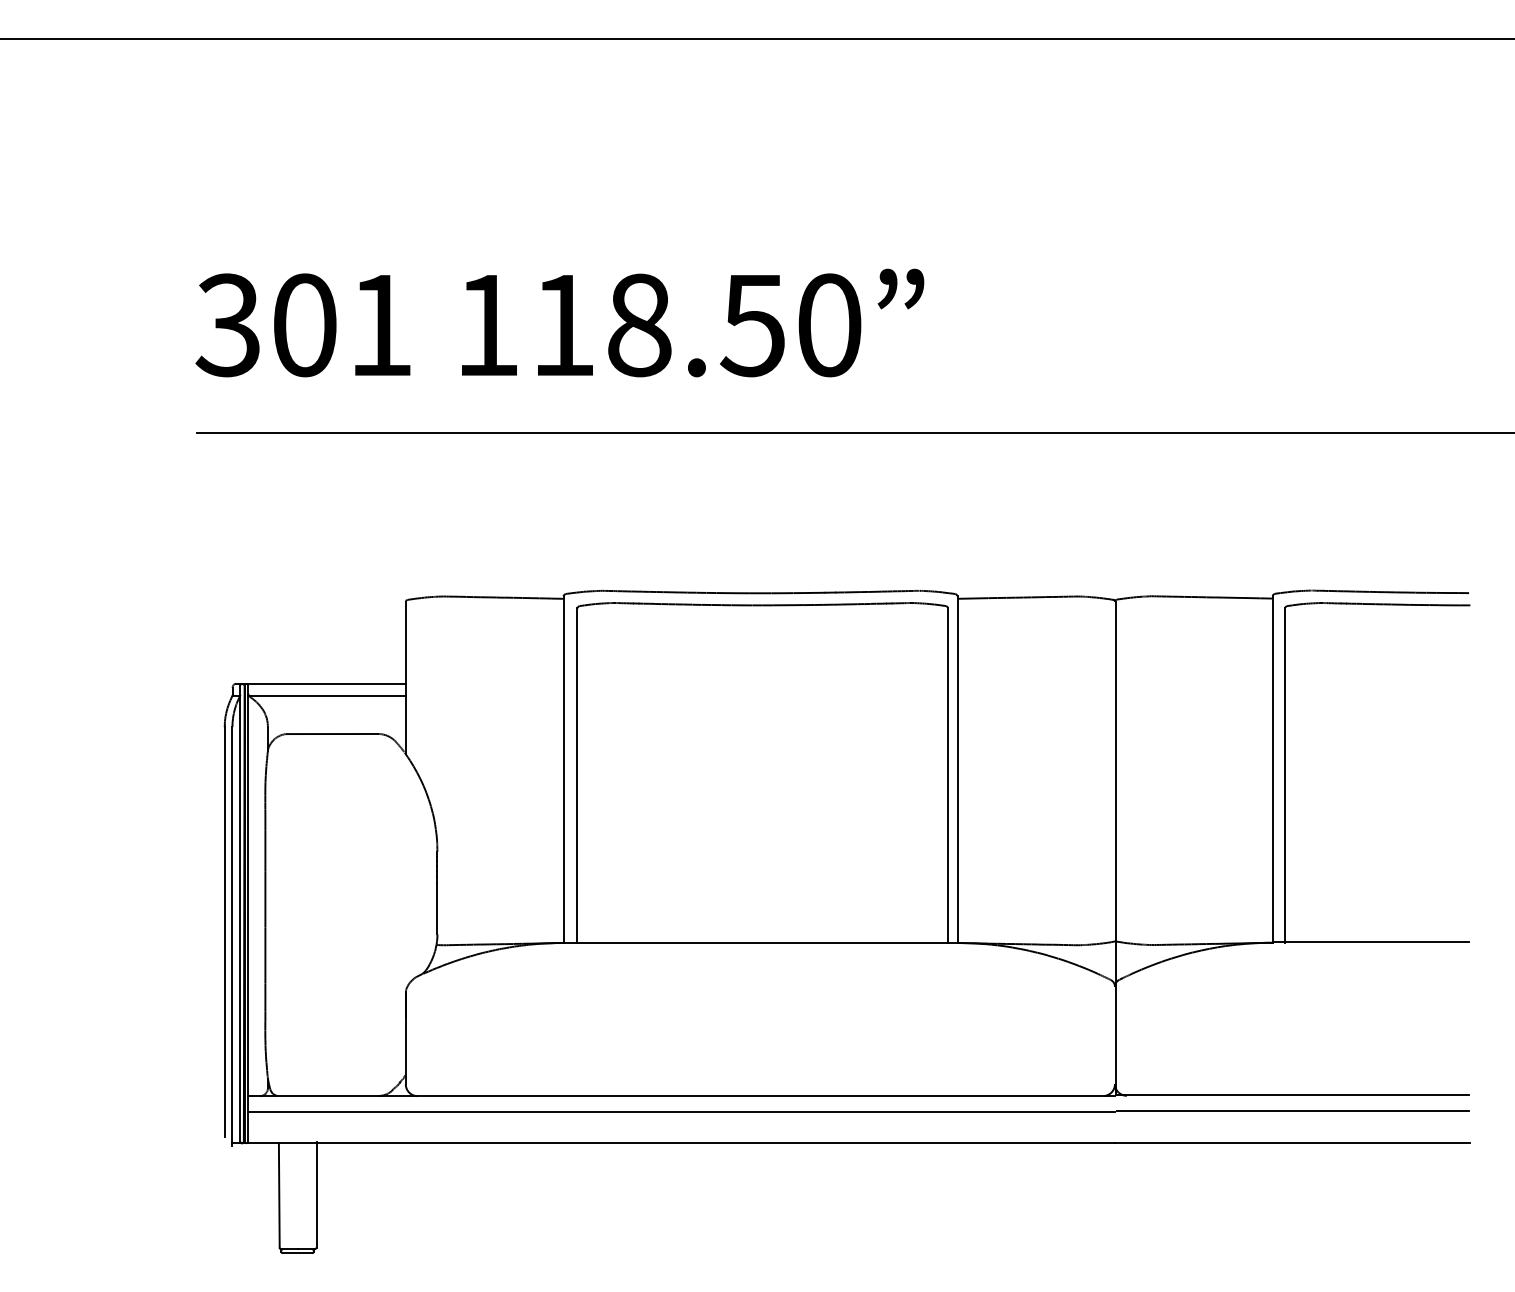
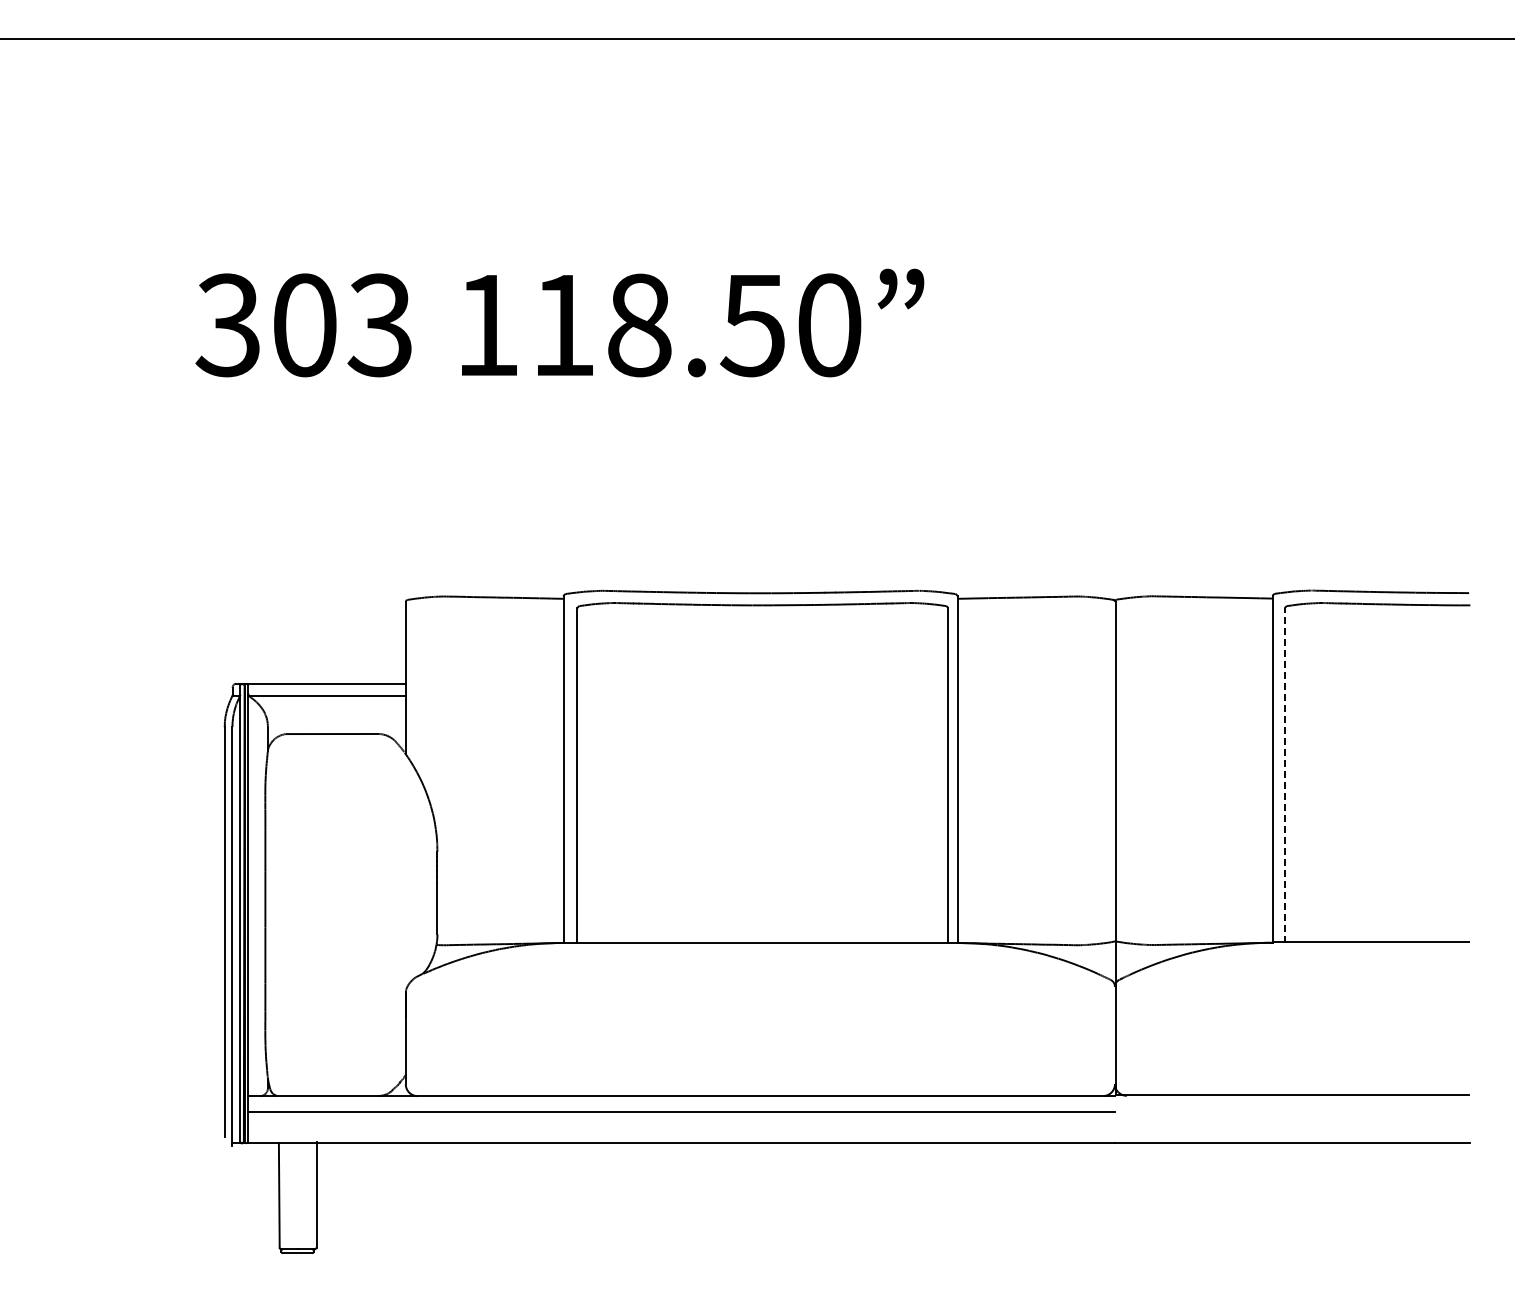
text: 301 -> 303 (379, 325)
line: present -> none (854, 432)
line: solid -> dashed (1284, 775)
line: present -> none (1293, 1110)
